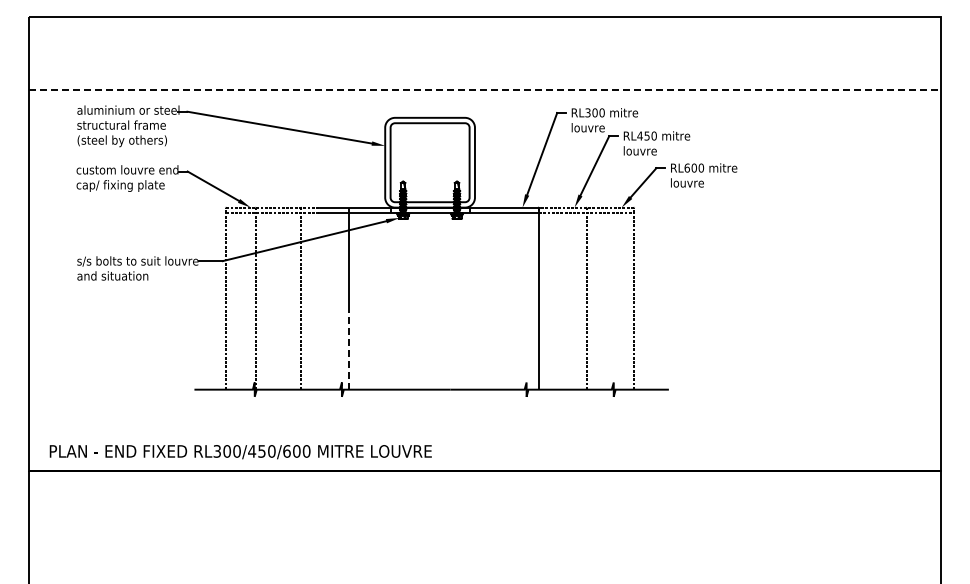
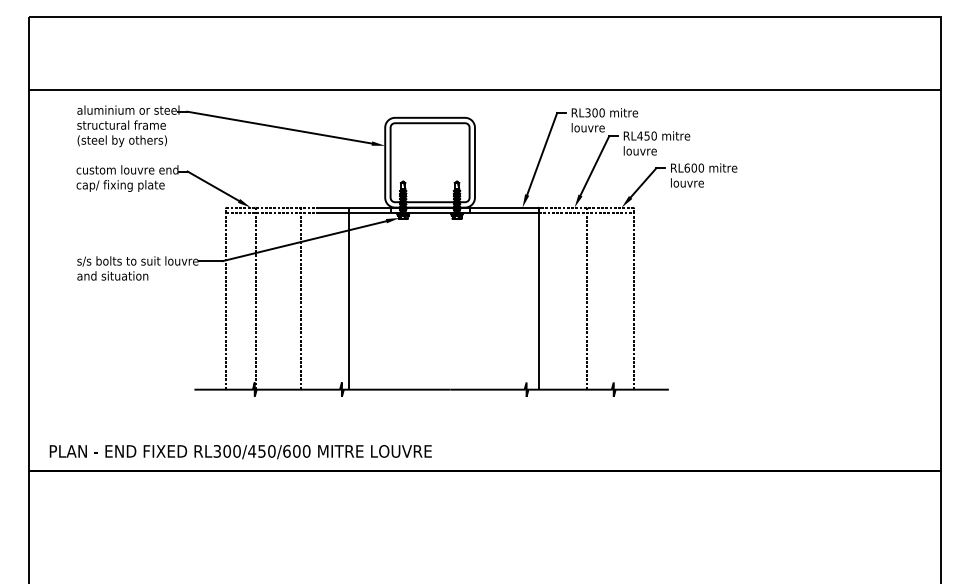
line: dashed -> solid (484, 89)
line: dashed -> solid (348, 350)
